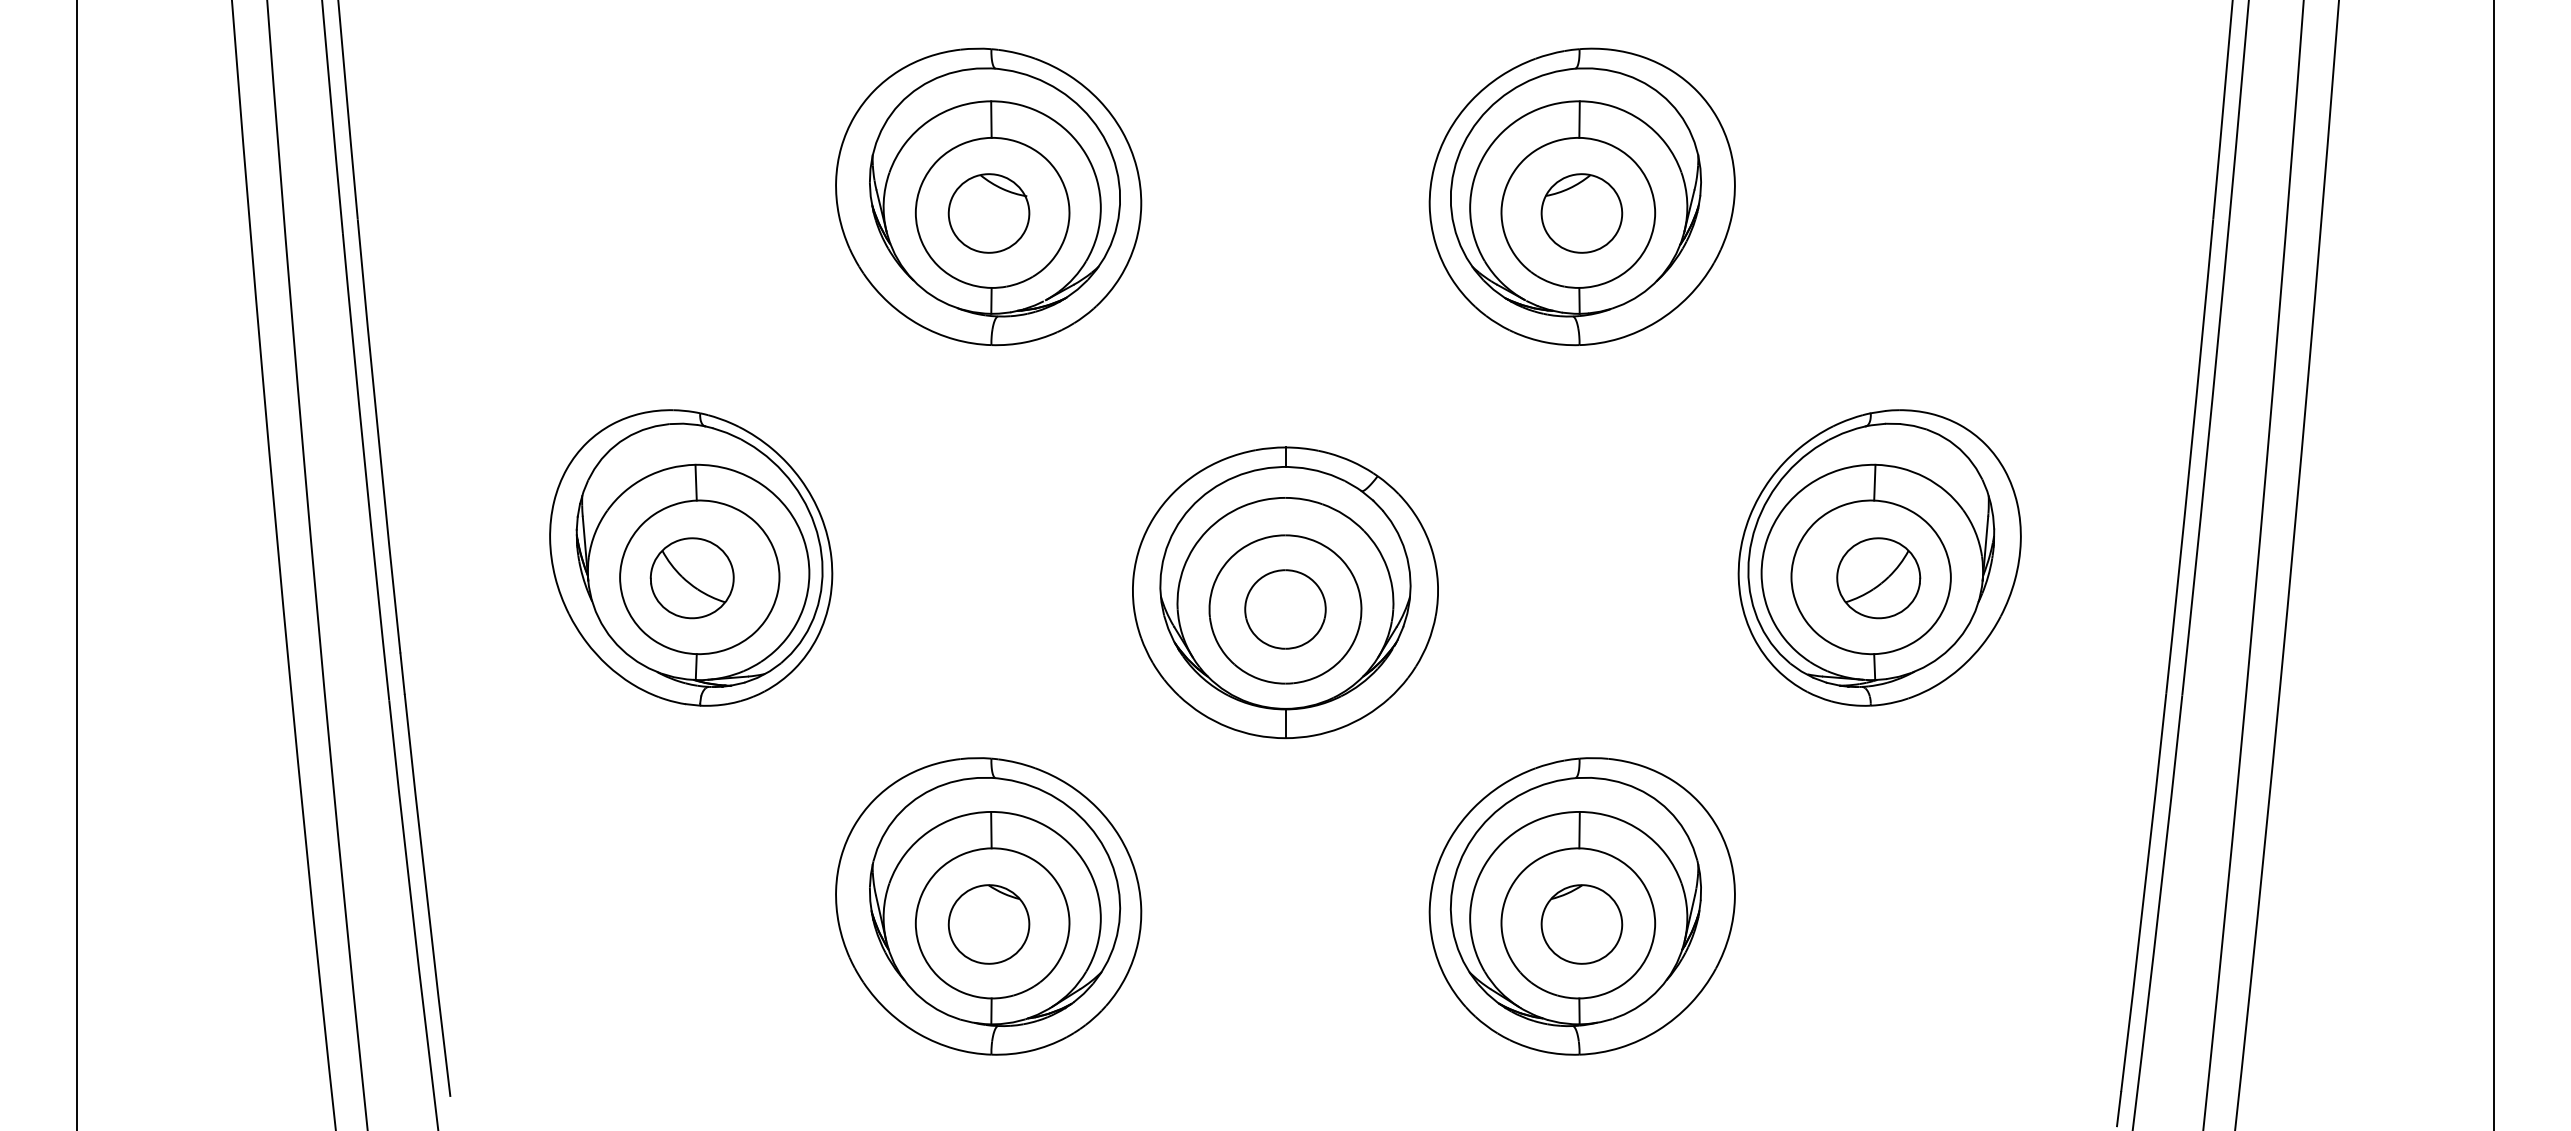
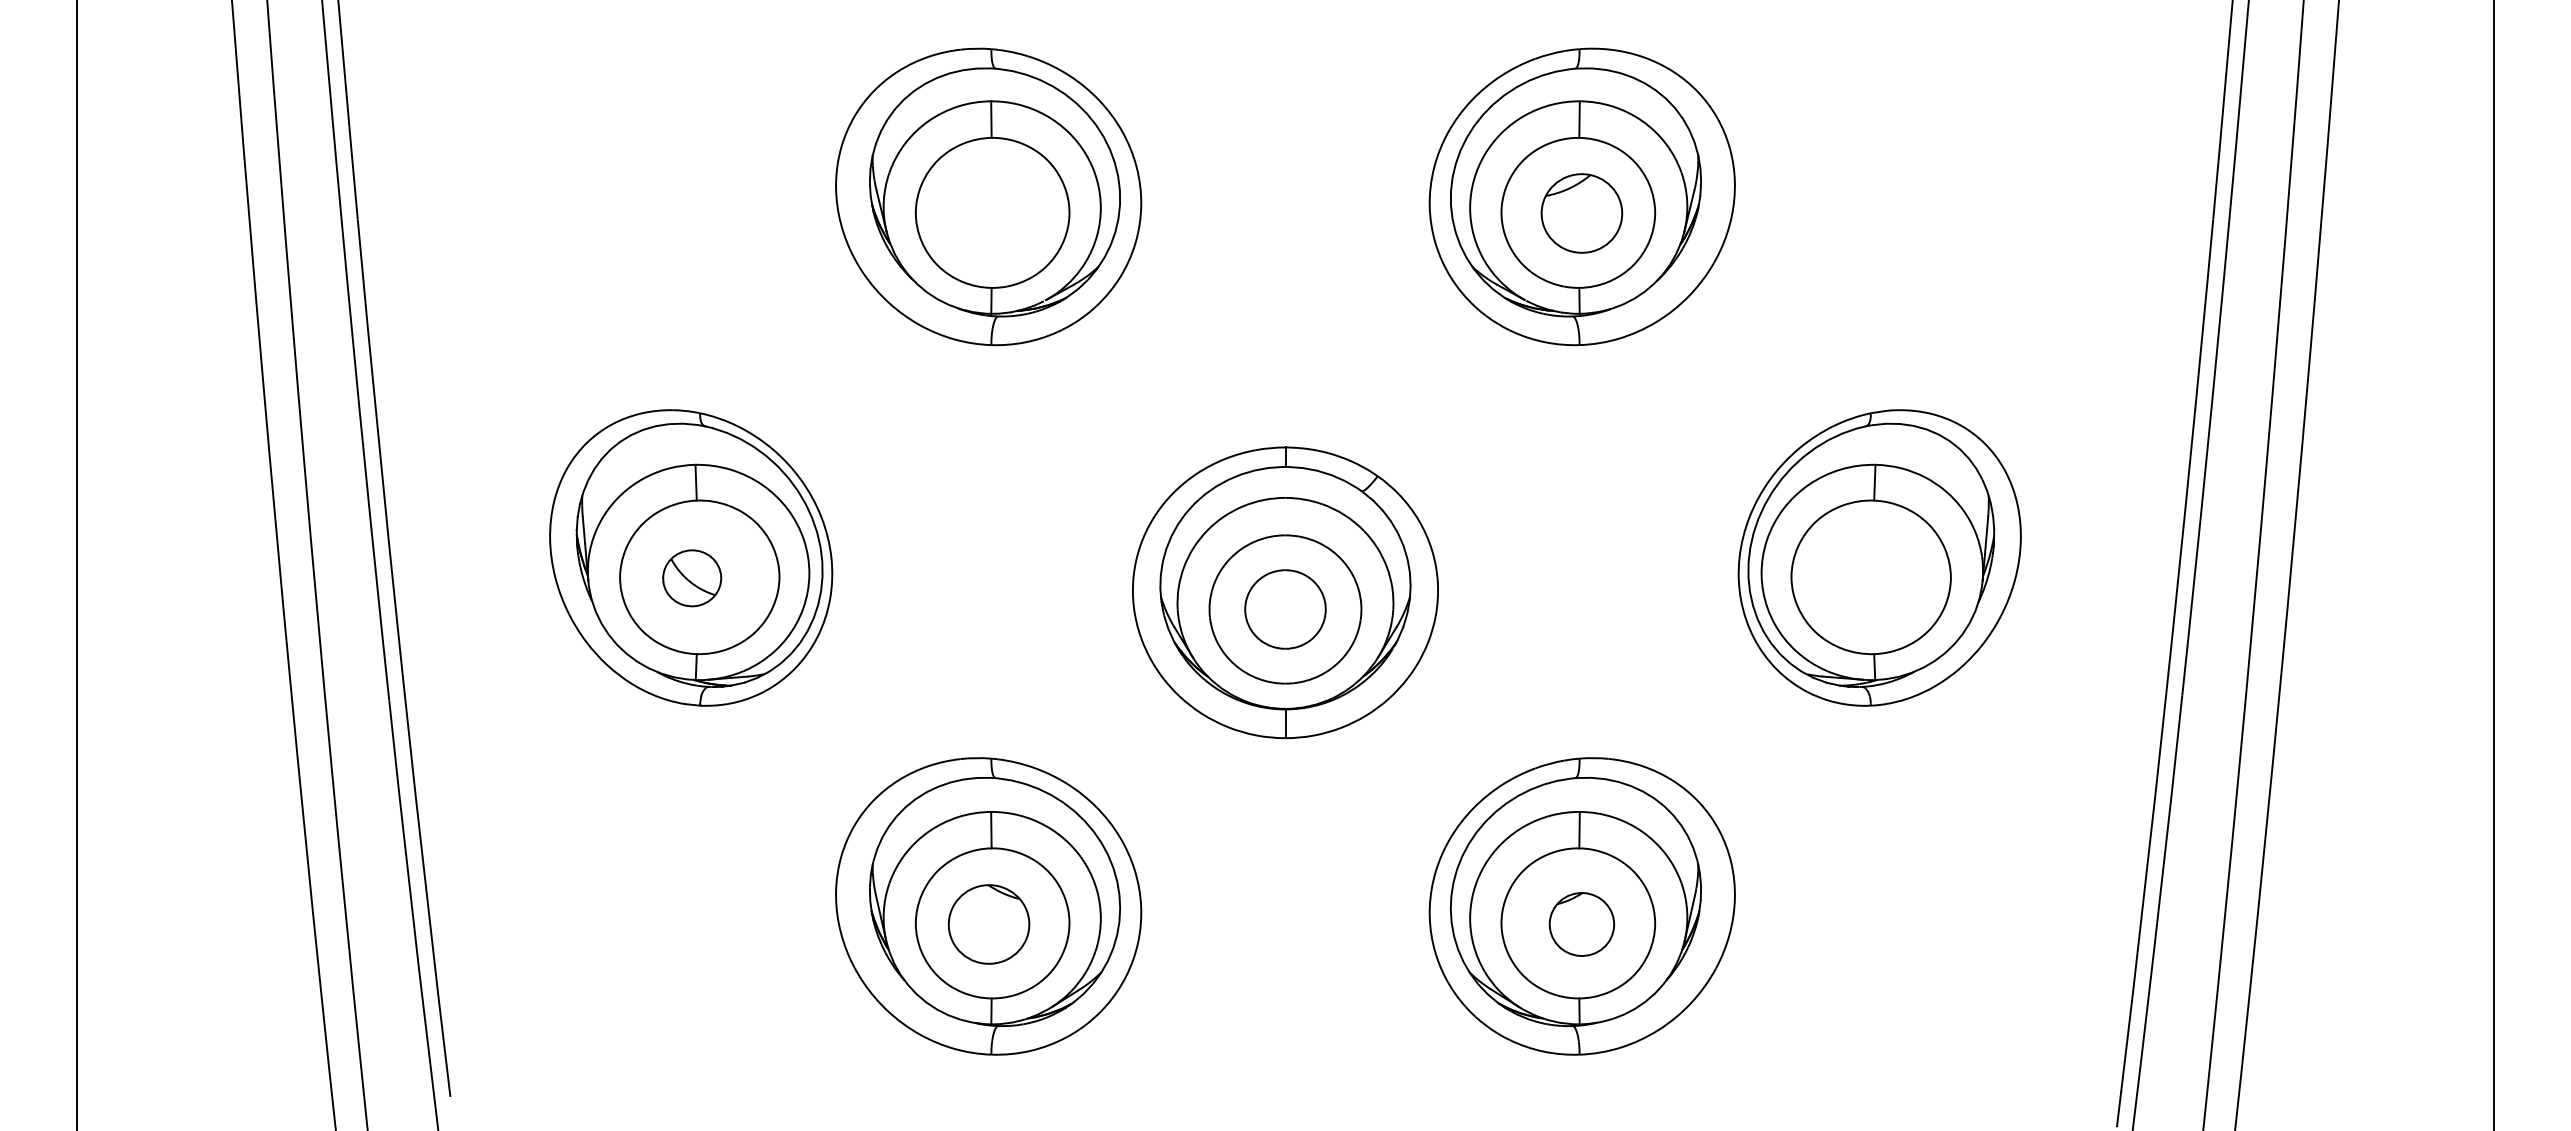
part: present -> none (988, 213)
part size: 86x83 px -> 61x59 px (692, 578)
part: present -> none (1878, 578)
part size: 84x81 px -> 68x65 px (1581, 924)
